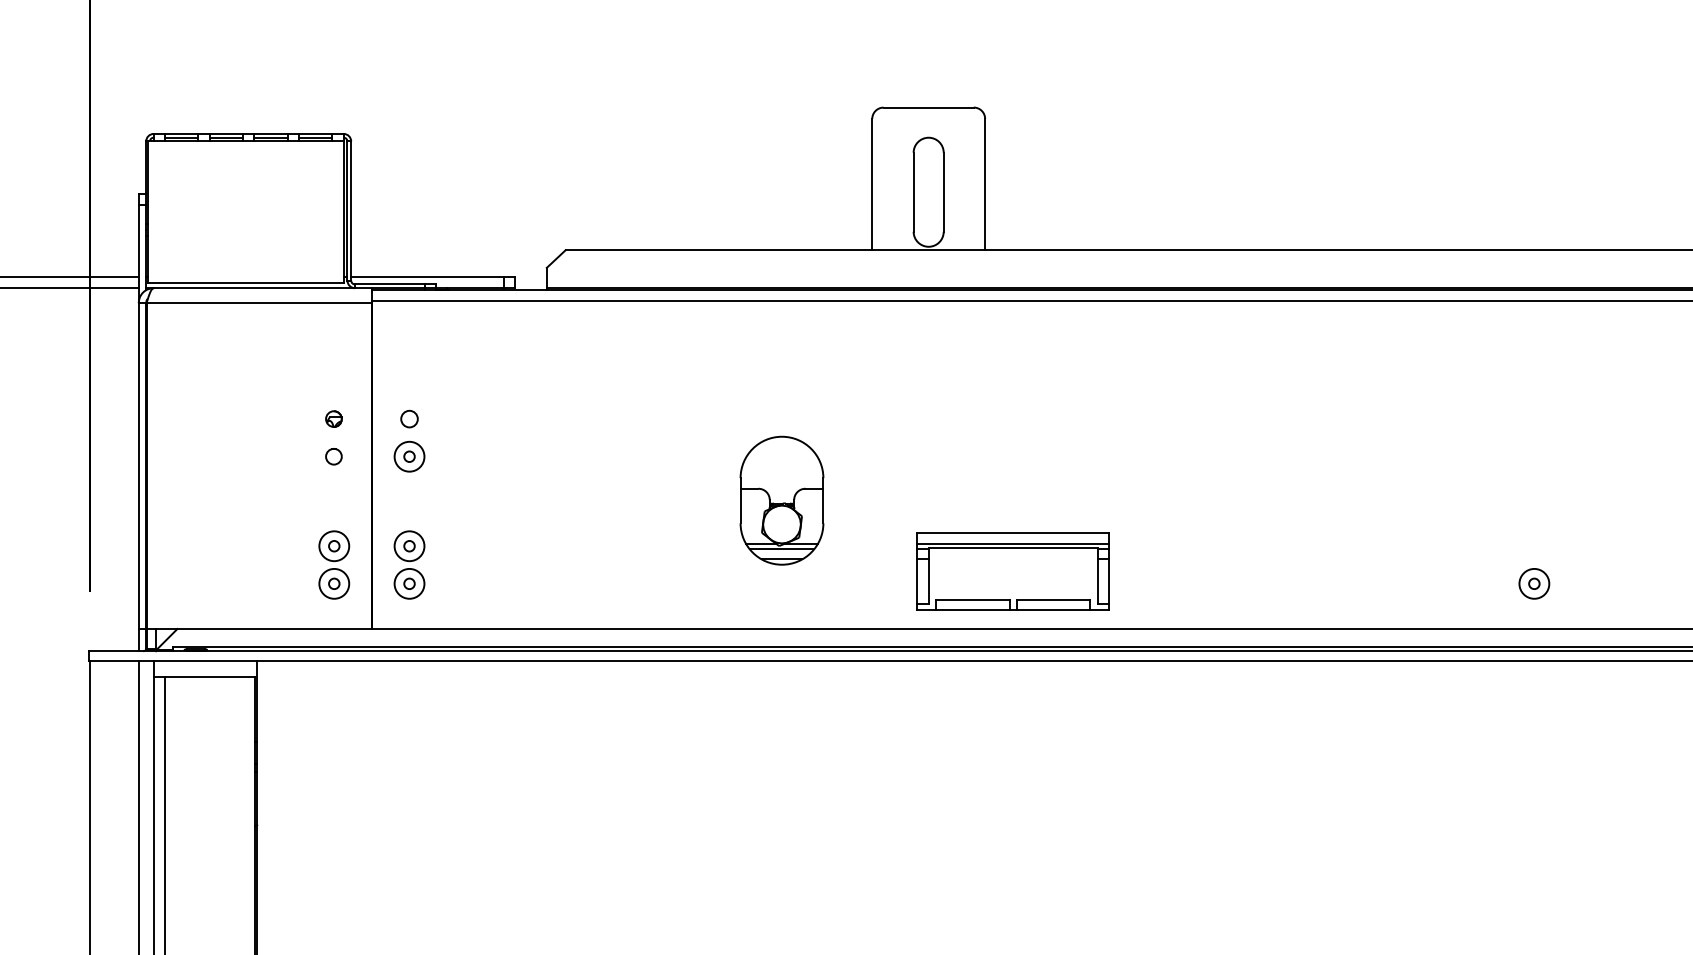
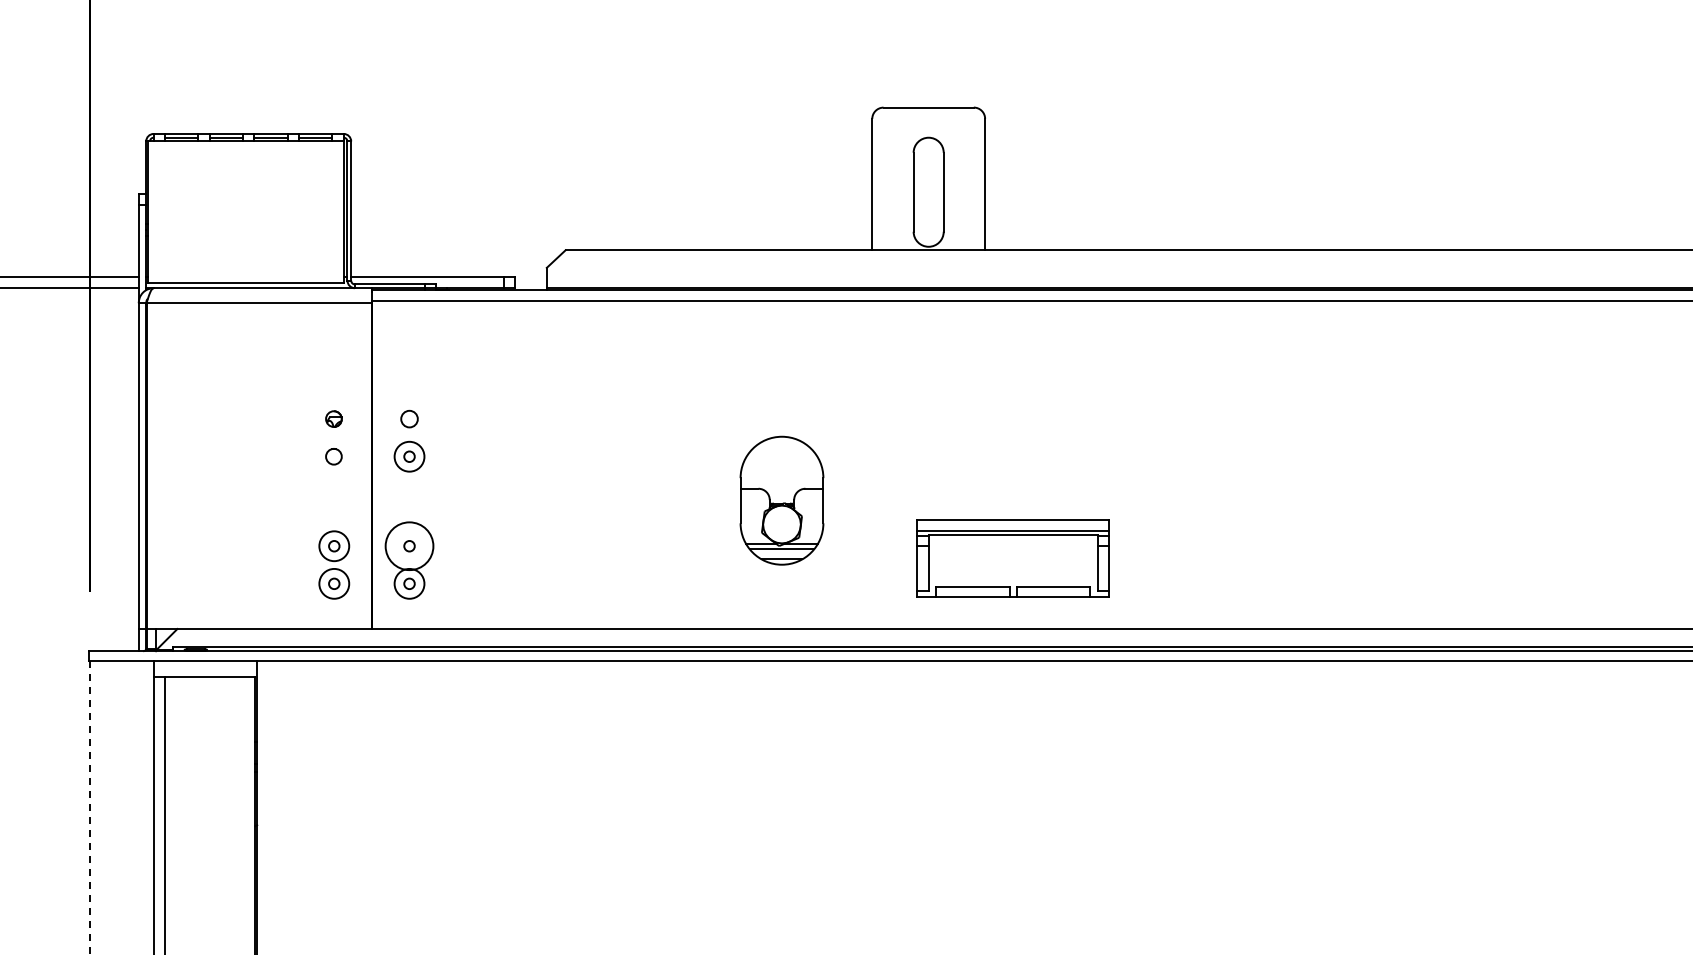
circle diameter: 30 px -> 48 px (409, 546)
part position: (1012, 571) -> (1012, 558) (1012, 558)
part: present -> none (1534, 583)
line: present -> none (138, 805)
line: solid -> dashed (89, 807)
